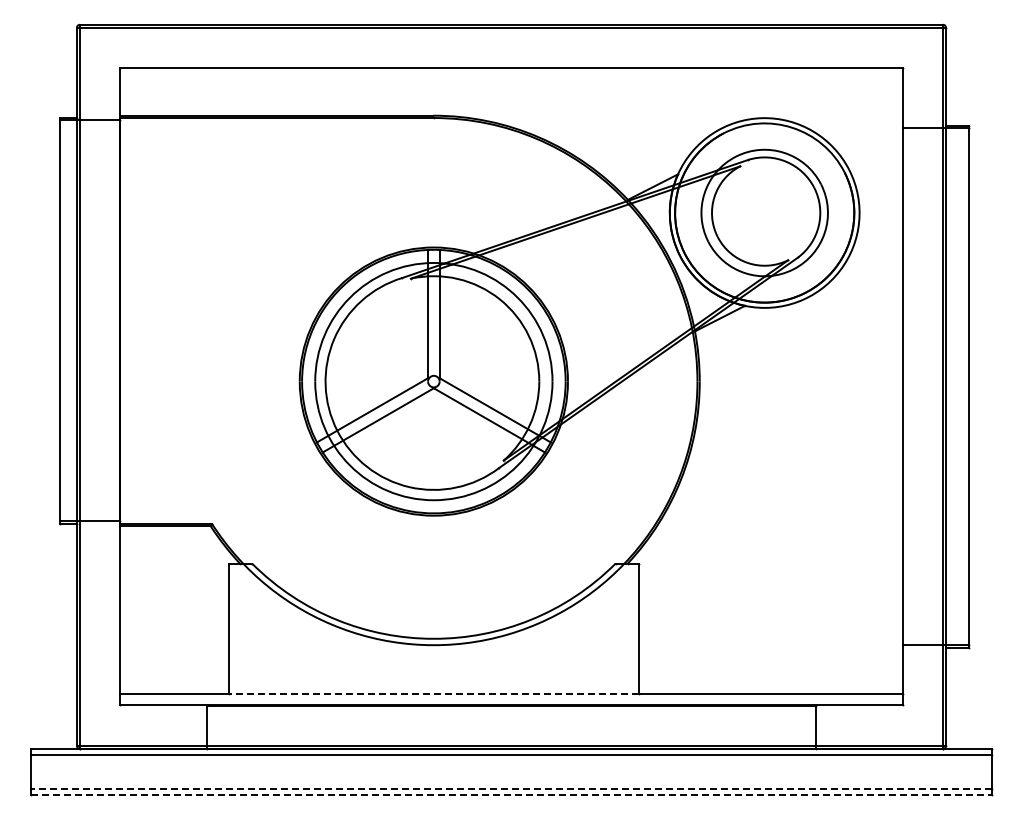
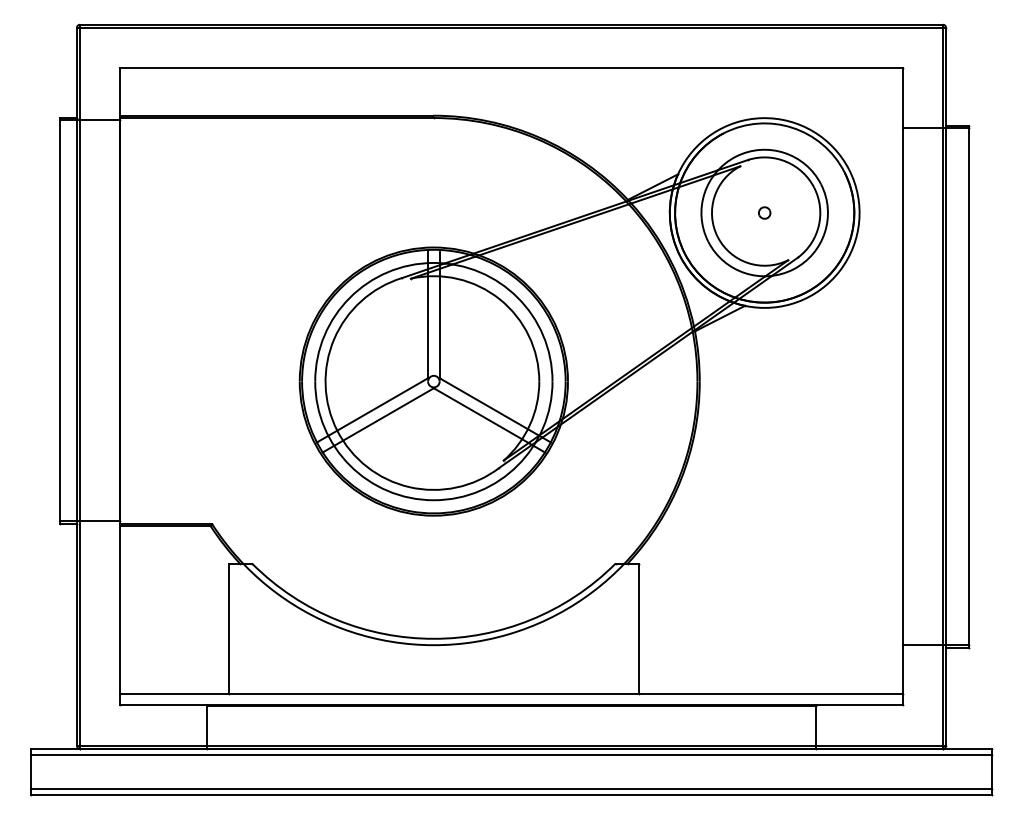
part: none -> present (764, 212)
line: dashed -> solid (433, 694)
line: dashed -> solid (511, 789)
line: dashed -> solid (511, 795)
